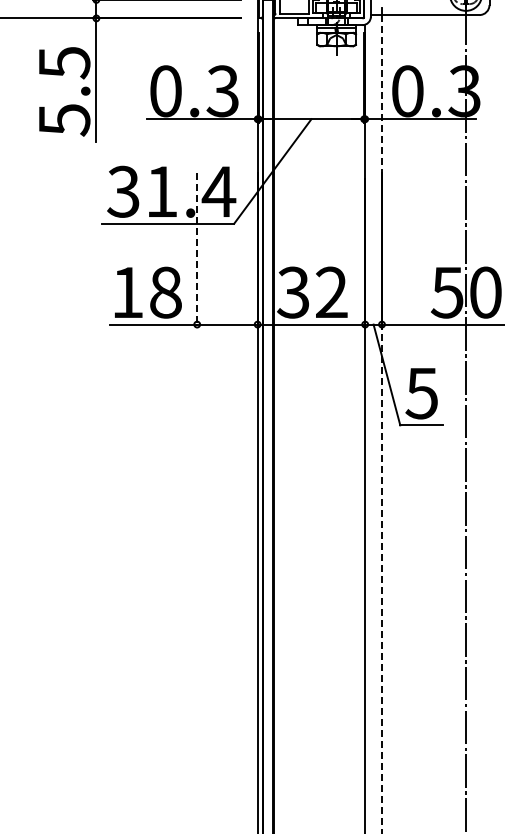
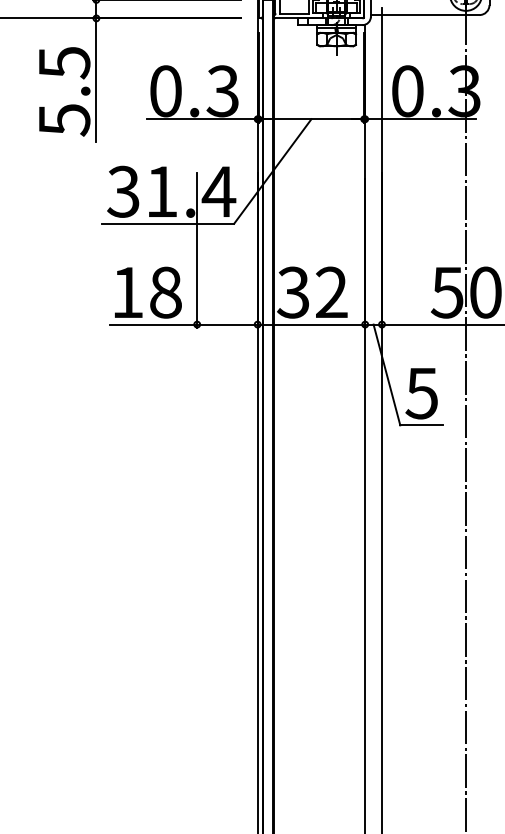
line: dashed -> solid (197, 250)
line: dashed -> solid (381, 425)
